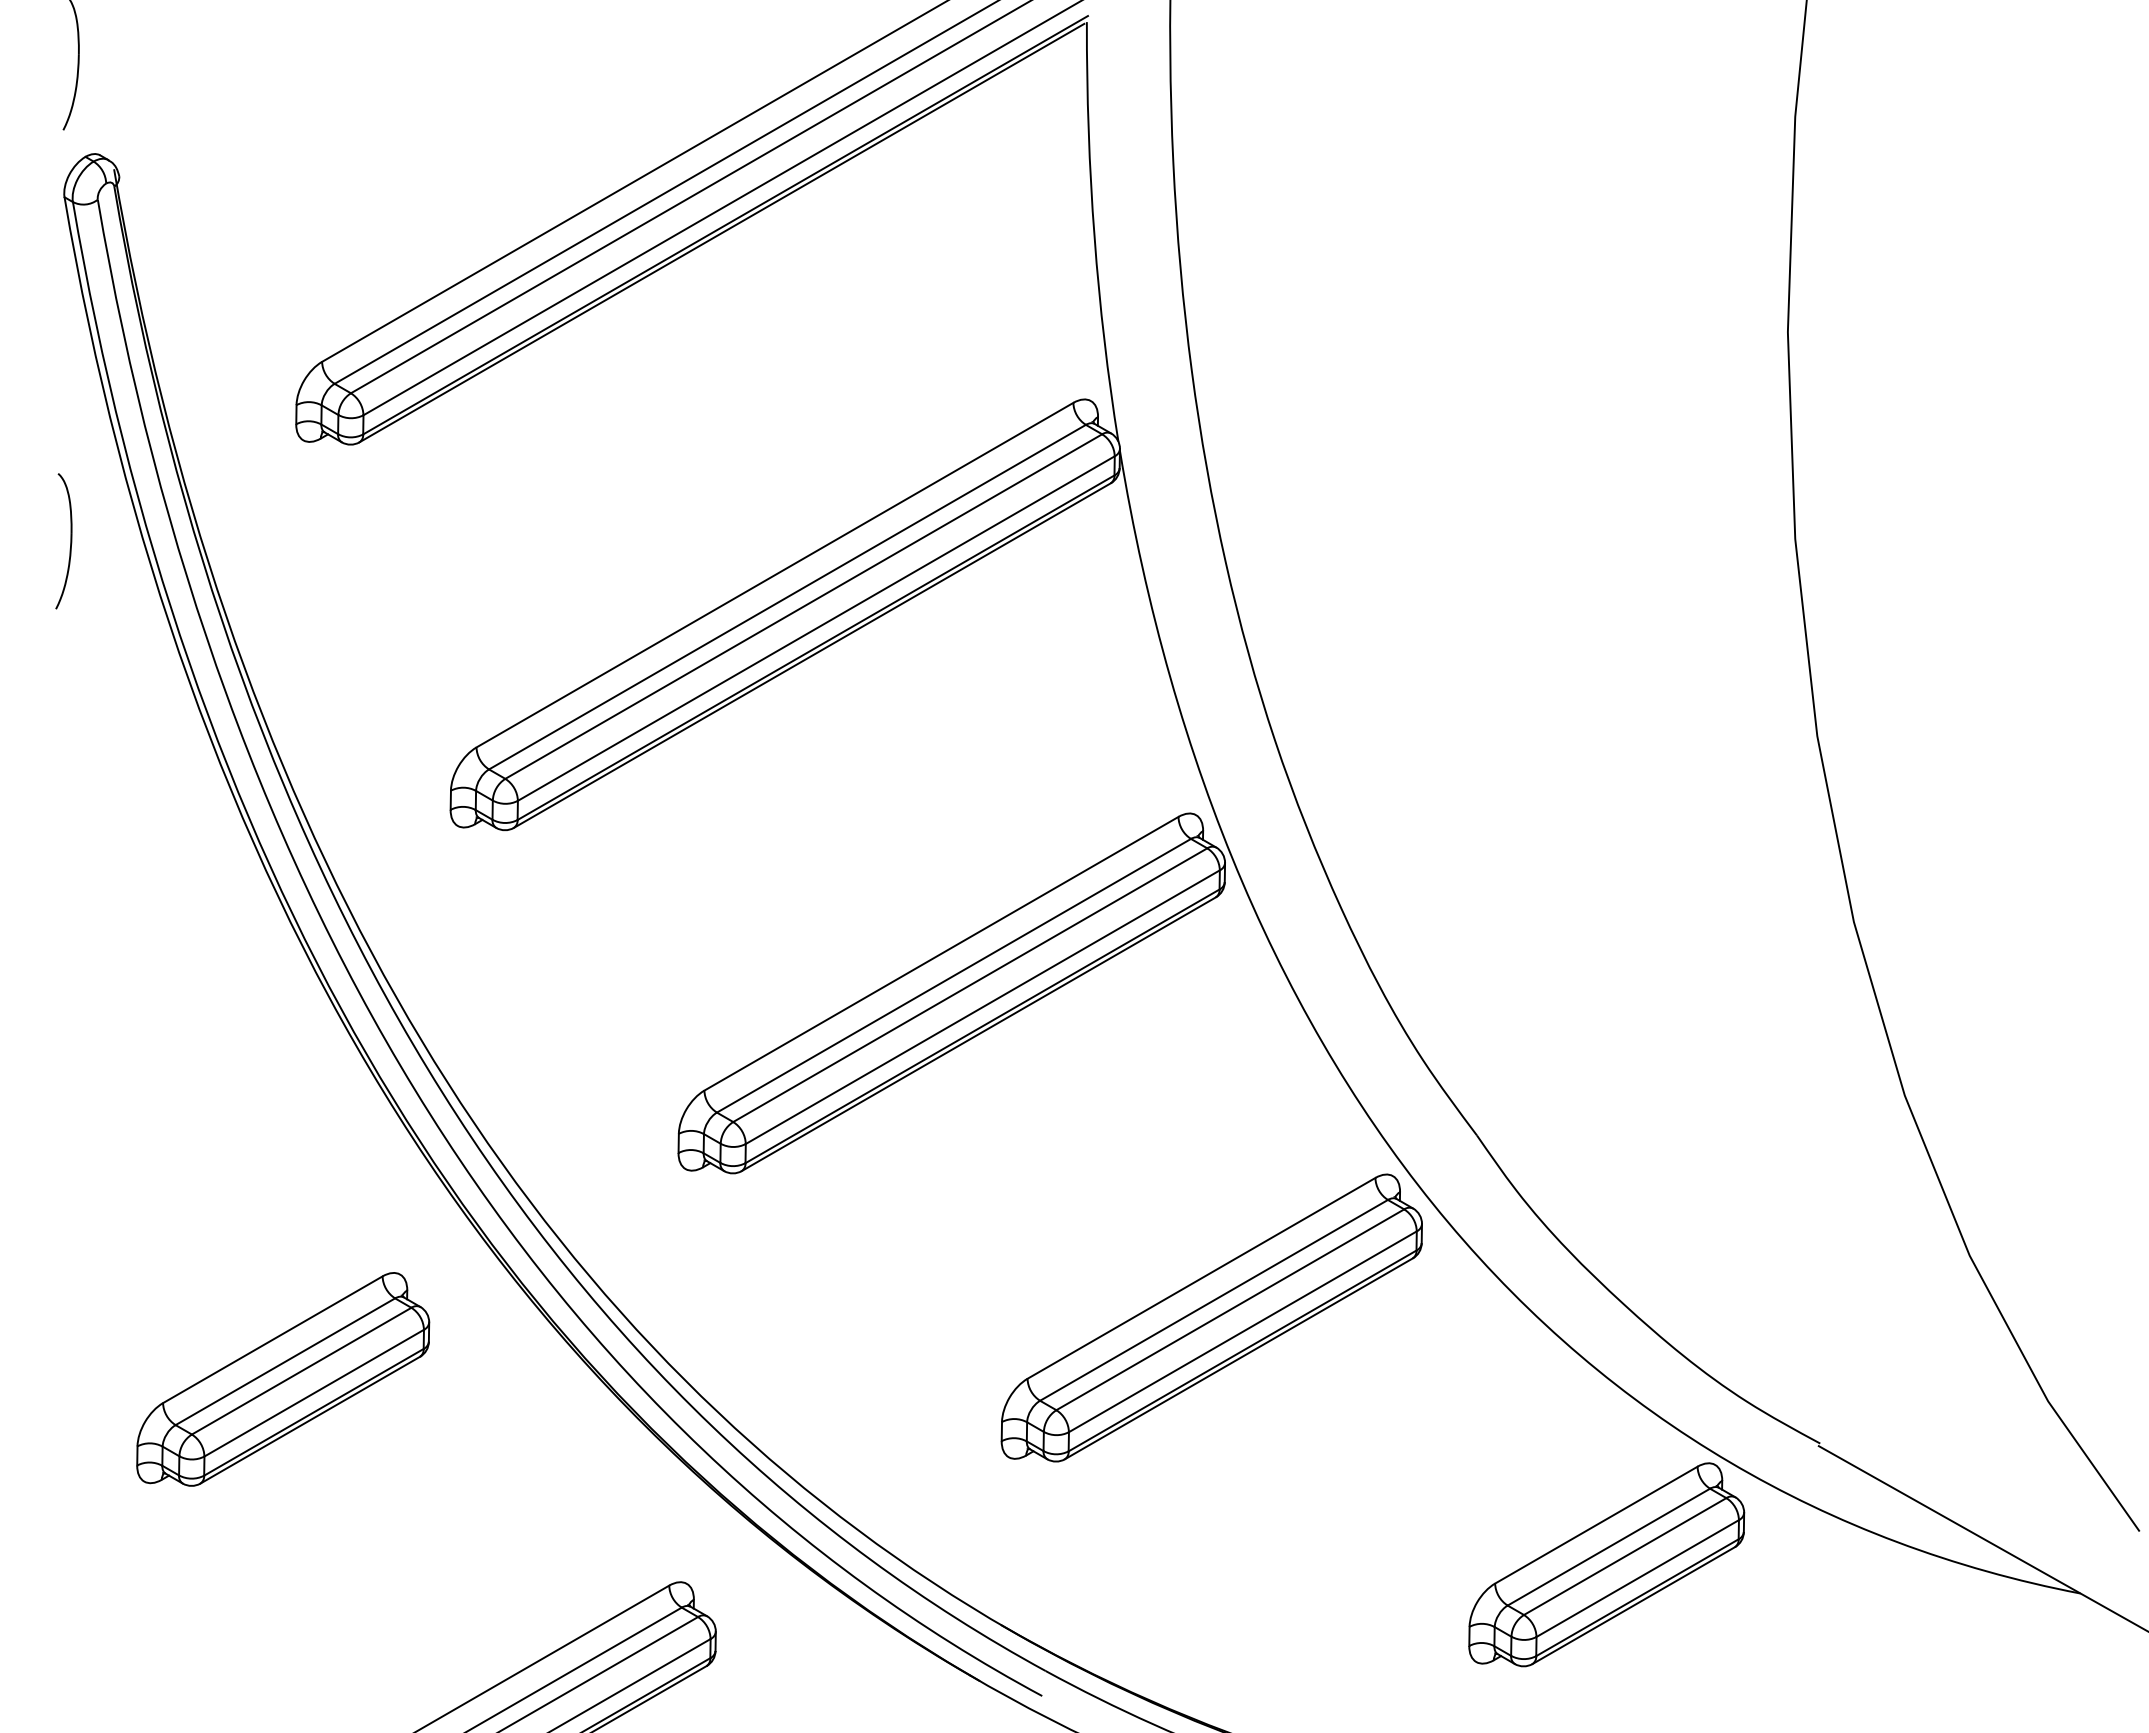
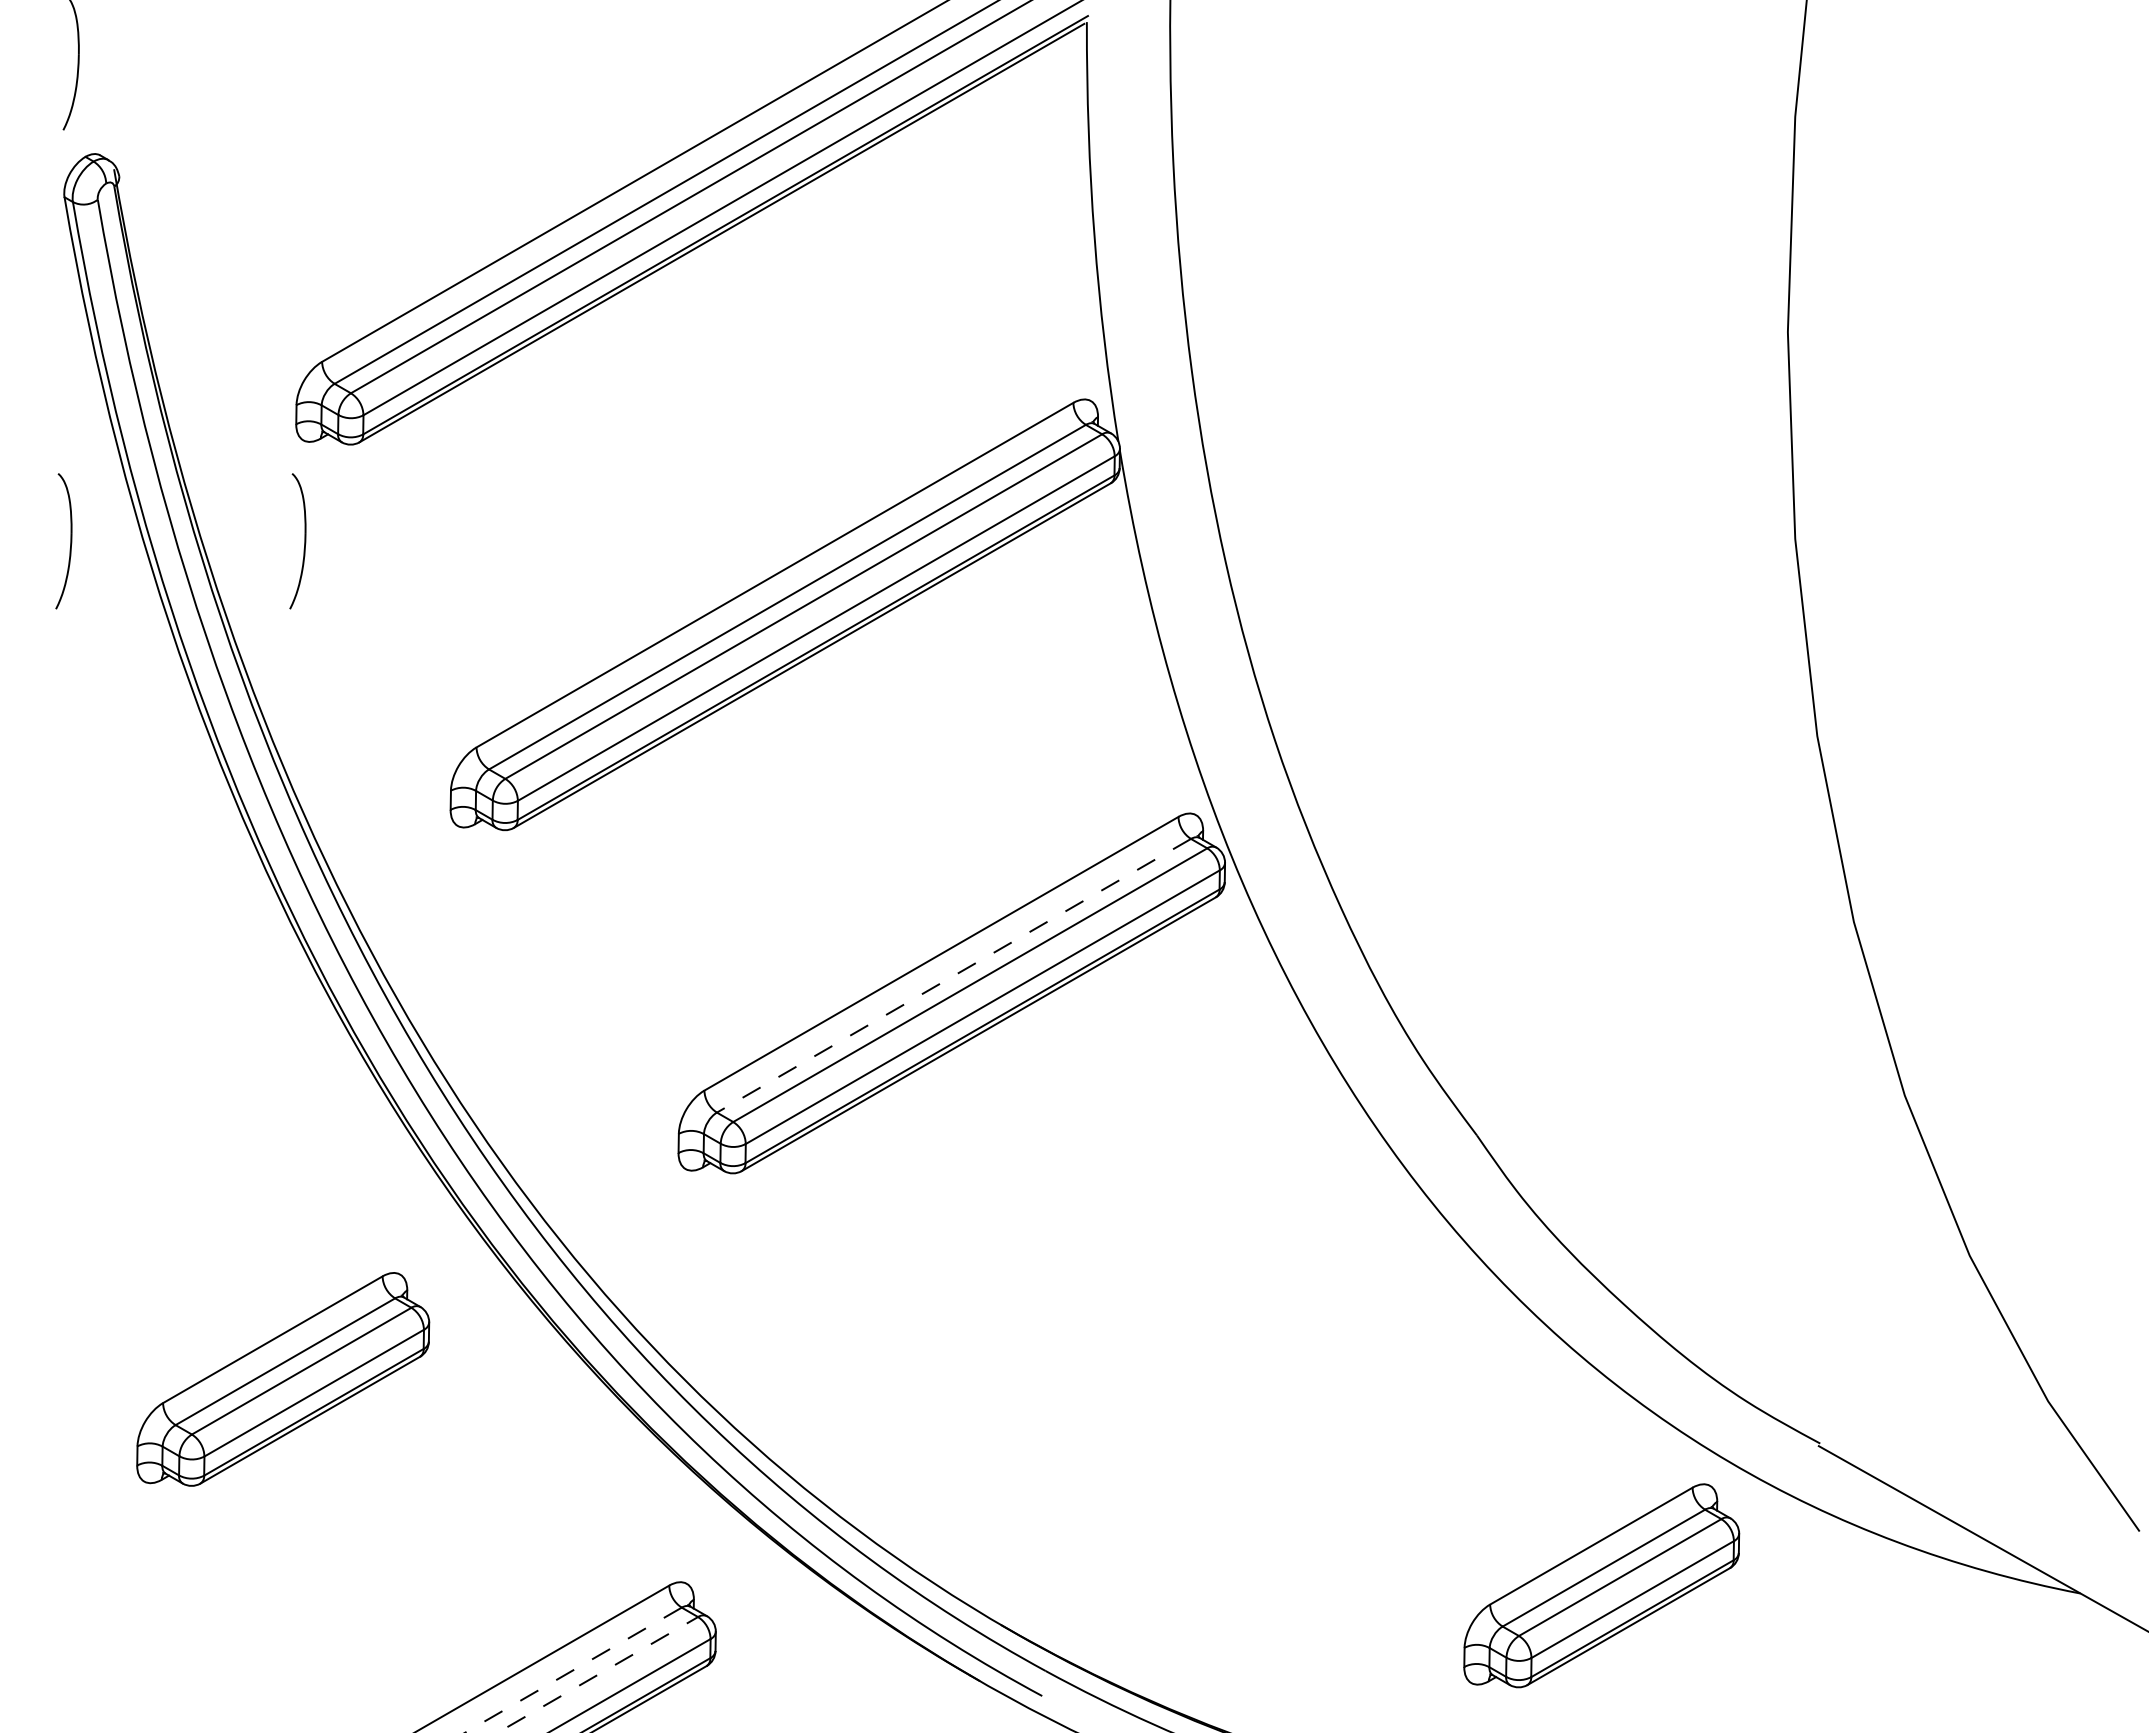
part: none -> present (304, 541)
line: solid -> dashed (953, 975)
part: present -> none (1211, 1317)
part position: (1606, 1564) -> (1601, 1585) (1601, 1585)
line: solid -> dashed (573, 1670)
line: solid -> dashed (598, 1674)
